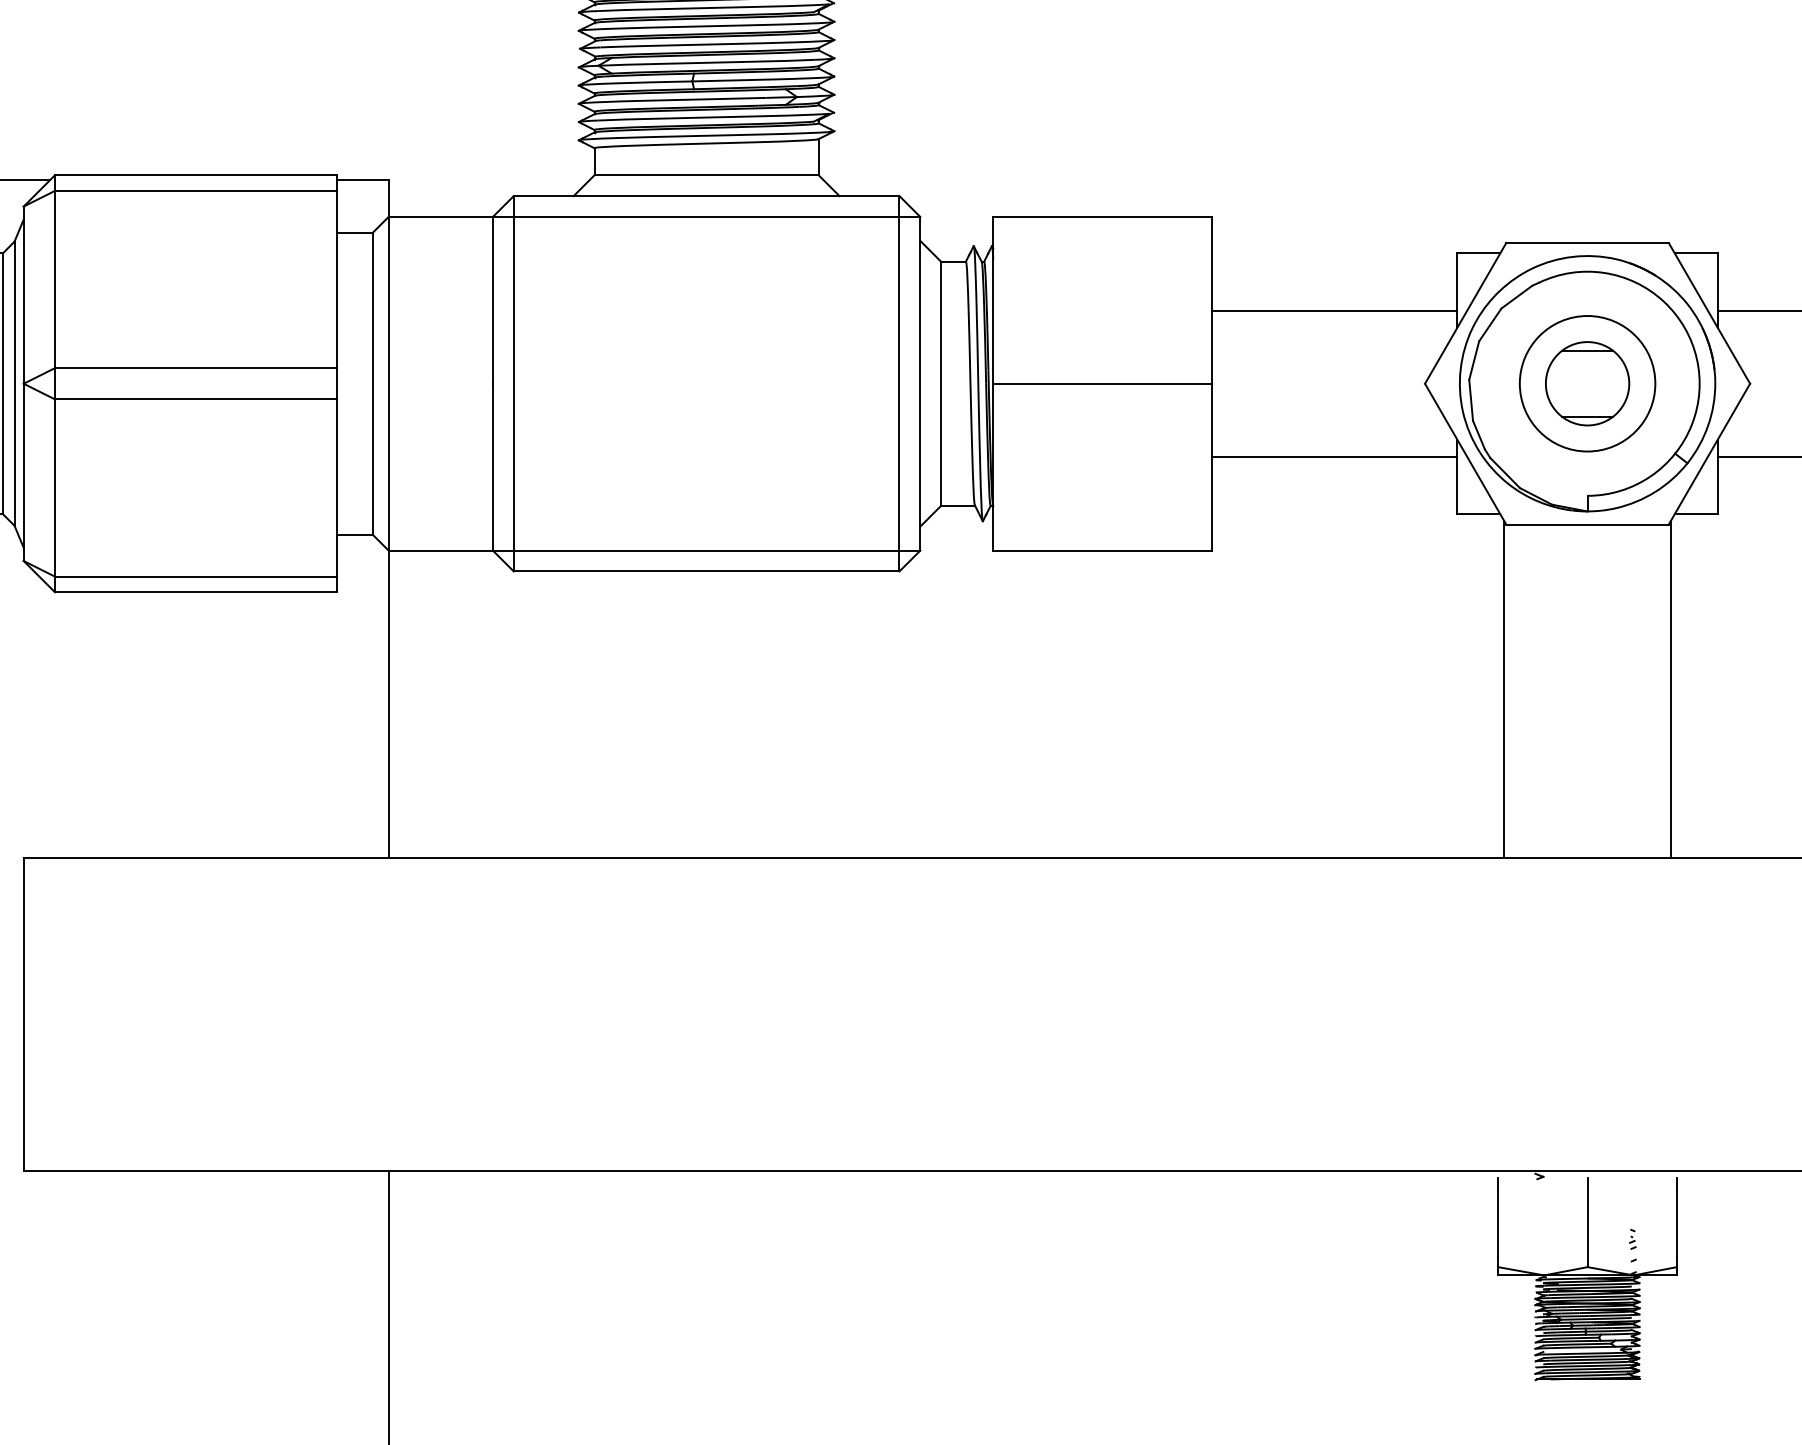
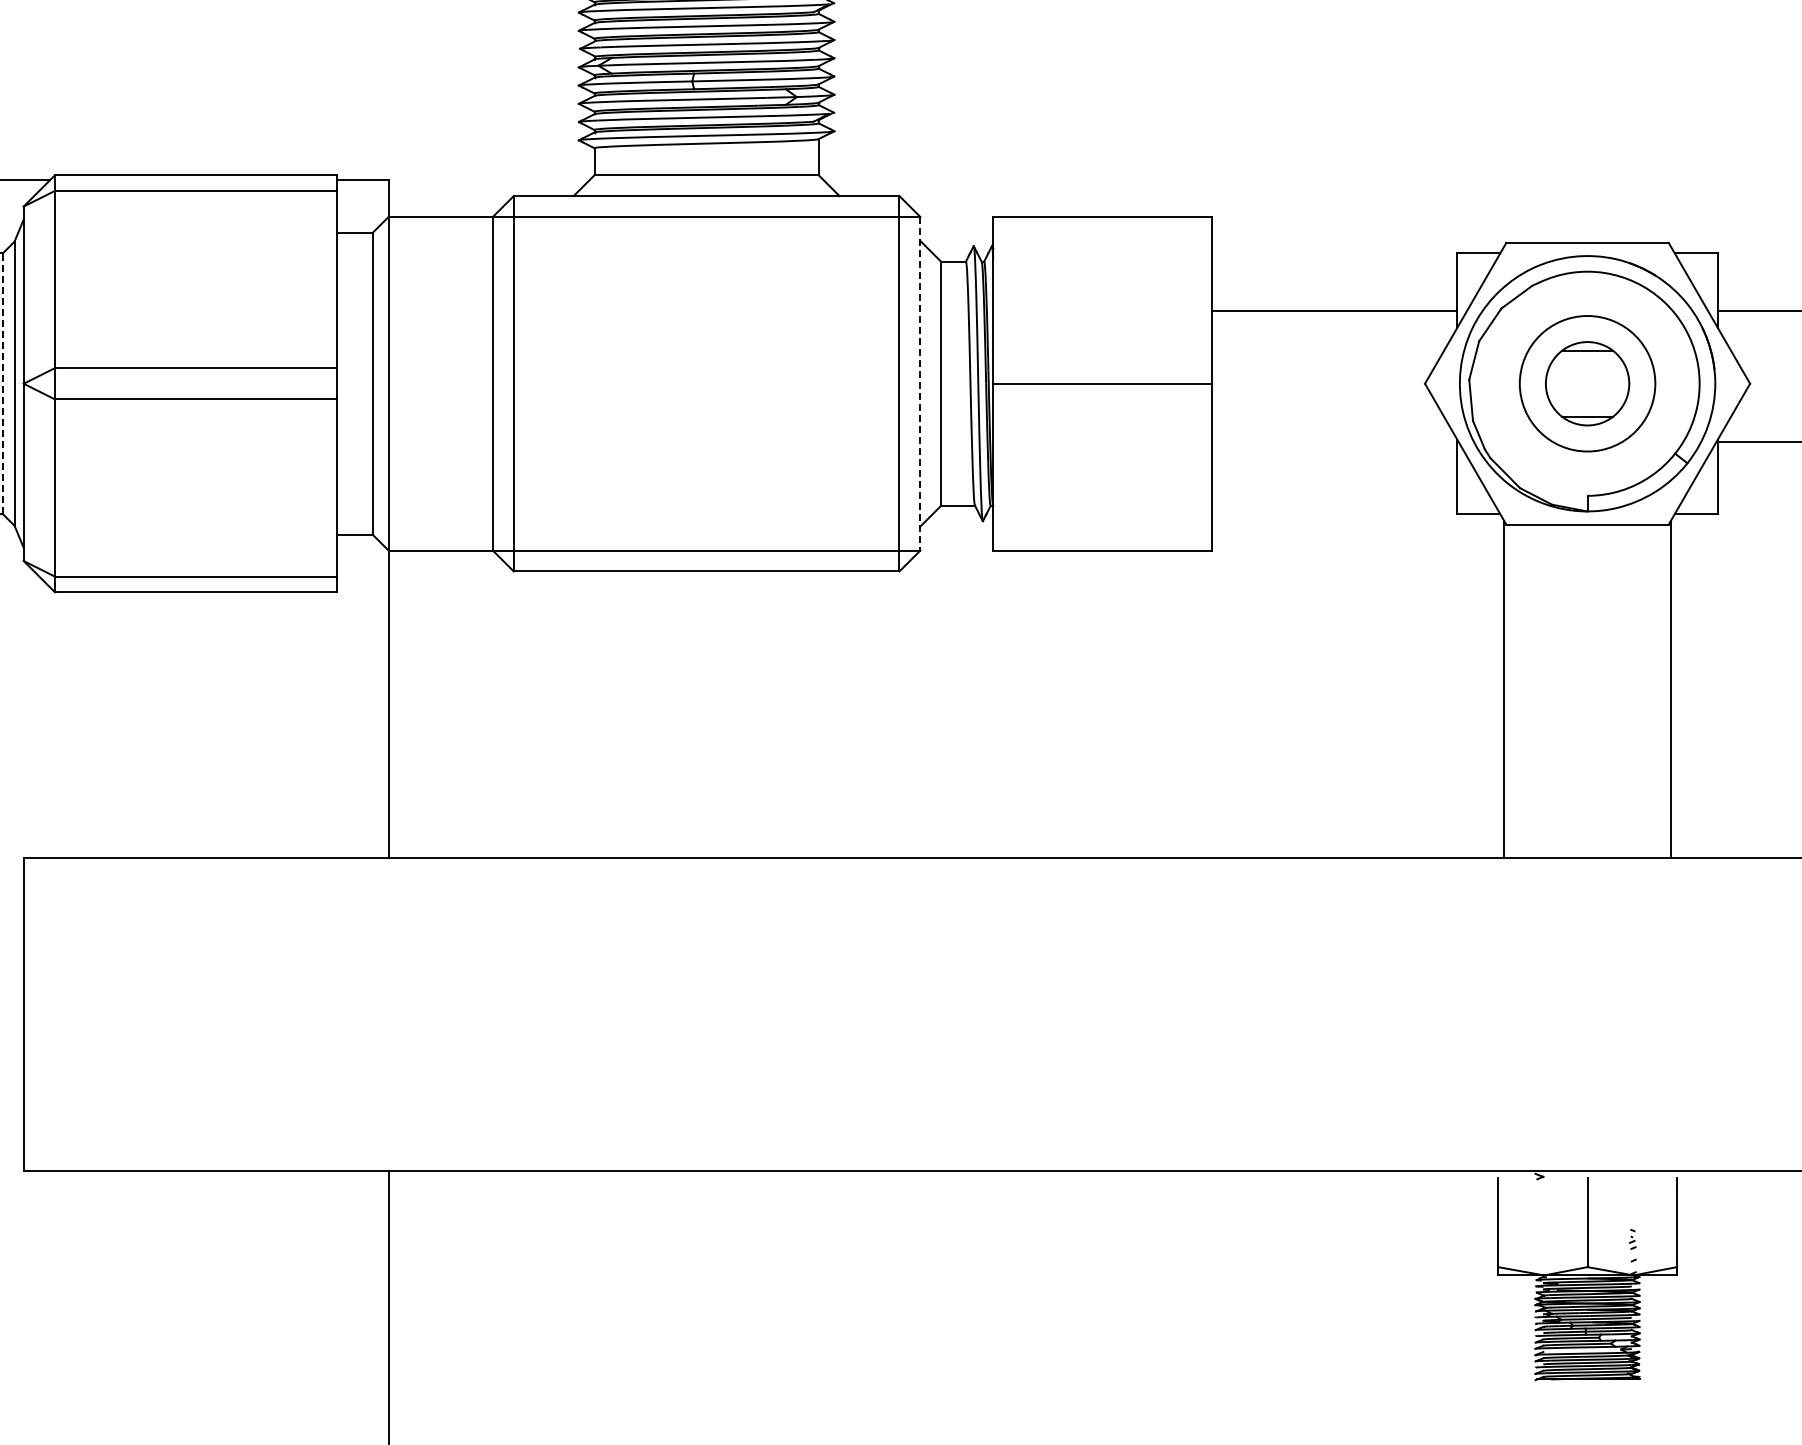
line: solid -> dashed (2, 383)
line: solid -> dashed (920, 383)
line: present -> none (1334, 456)
line position: (1757, 456) -> (1757, 441) (1757, 441)
